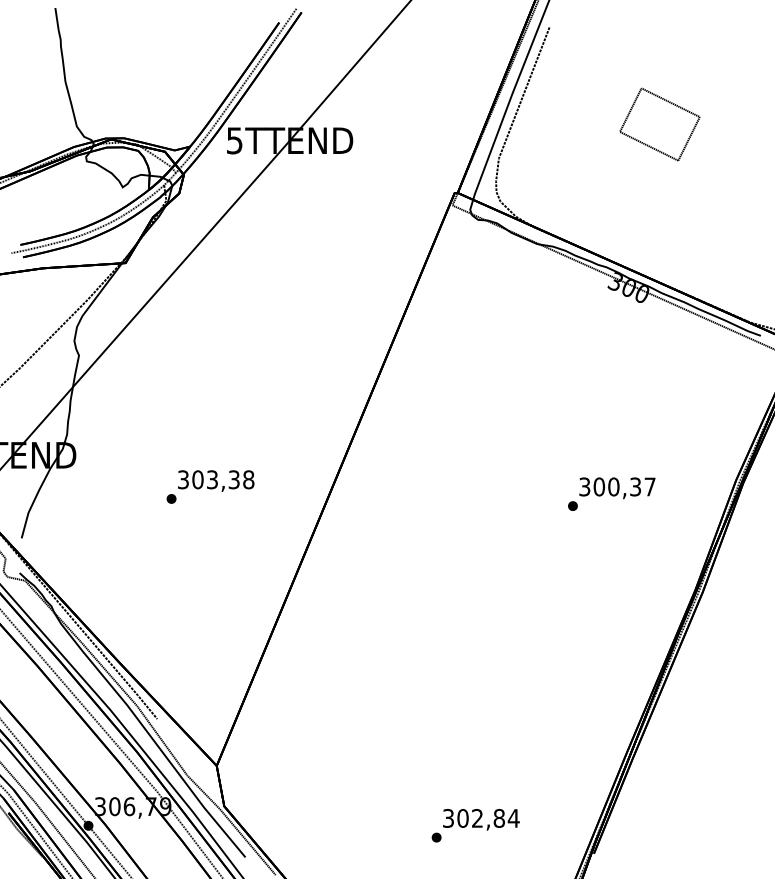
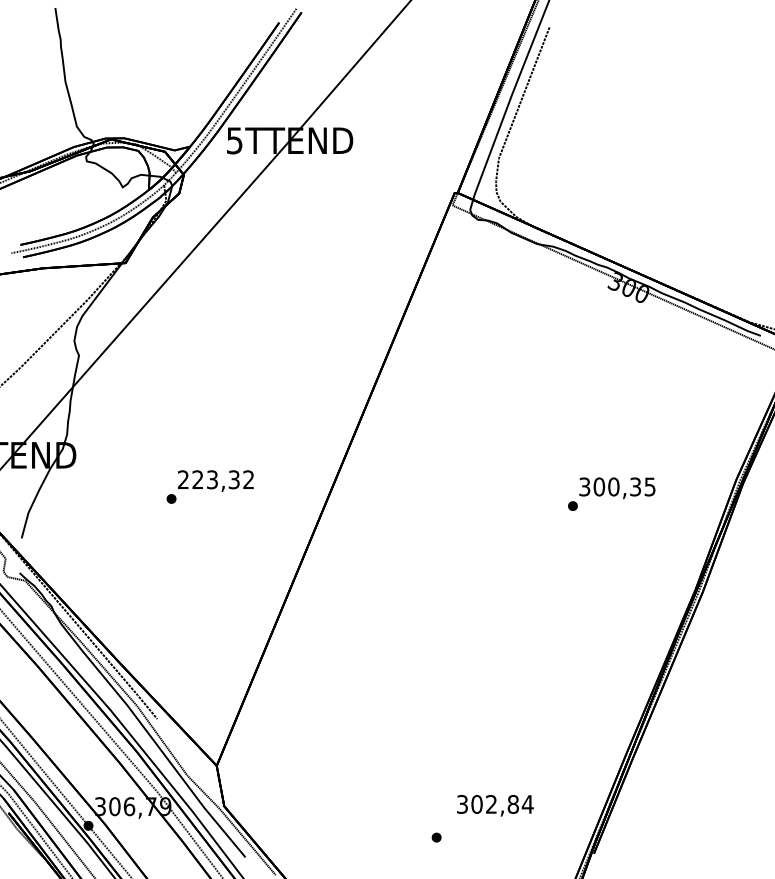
part: present -> none (659, 124)
text: 303,38 -> 223,32 (216, 479)
text: 300,37 -> 300,35 (649, 486)
text position: (481, 819) -> (495, 805) (495, 805)
